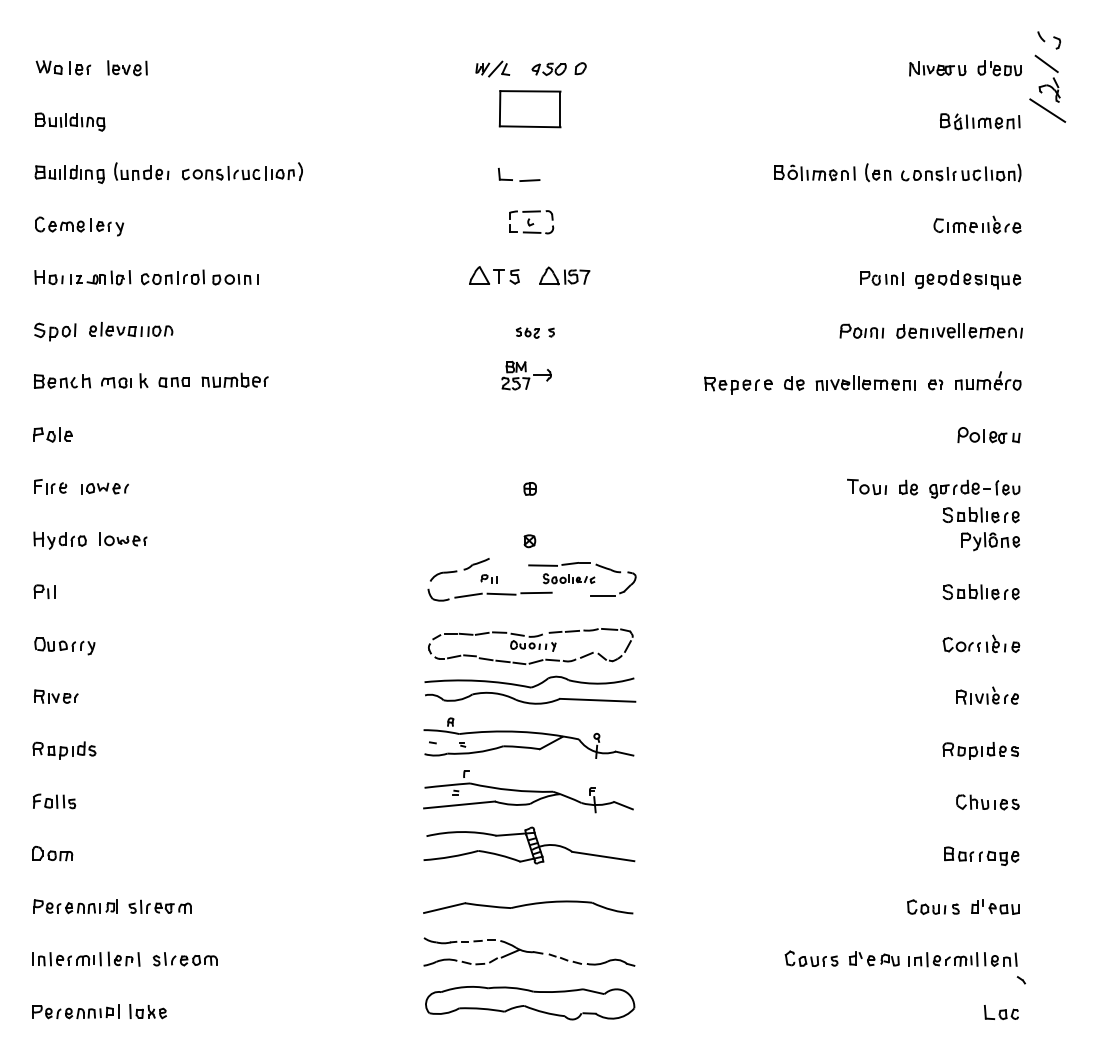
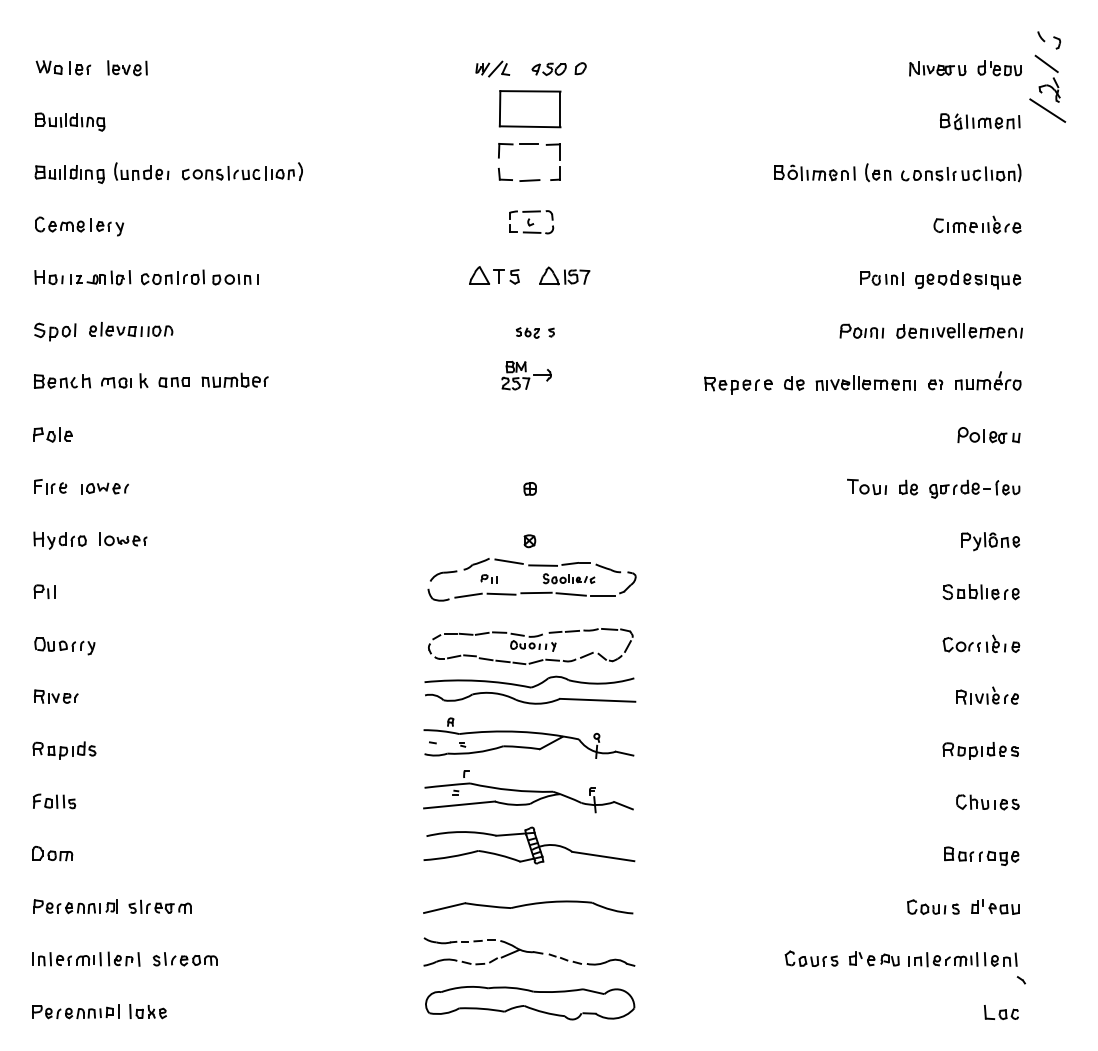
part: none -> present (529, 144)
part: present -> none (980, 515)
line: none -> present (508, 561)
line: none -> present (570, 594)
